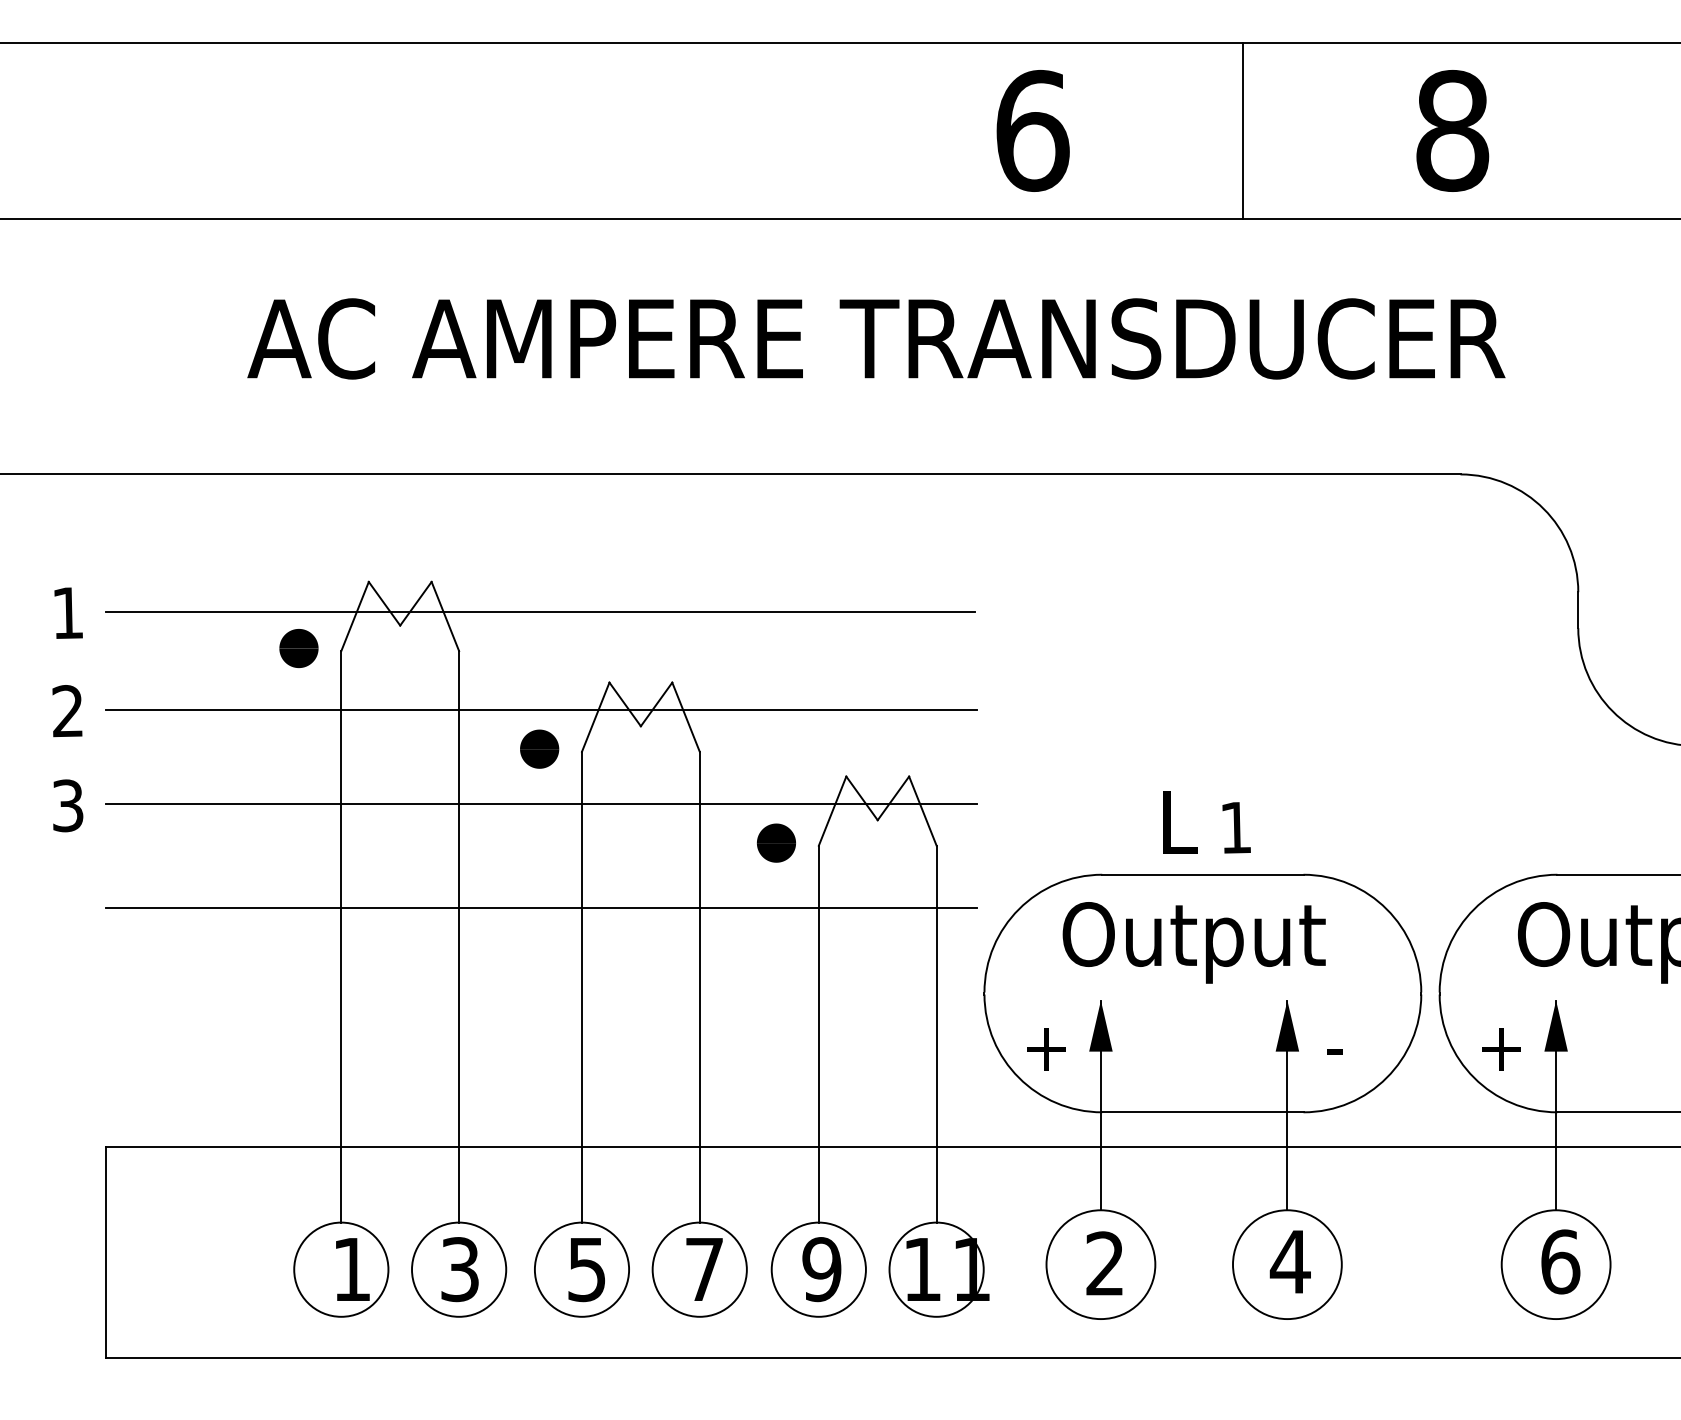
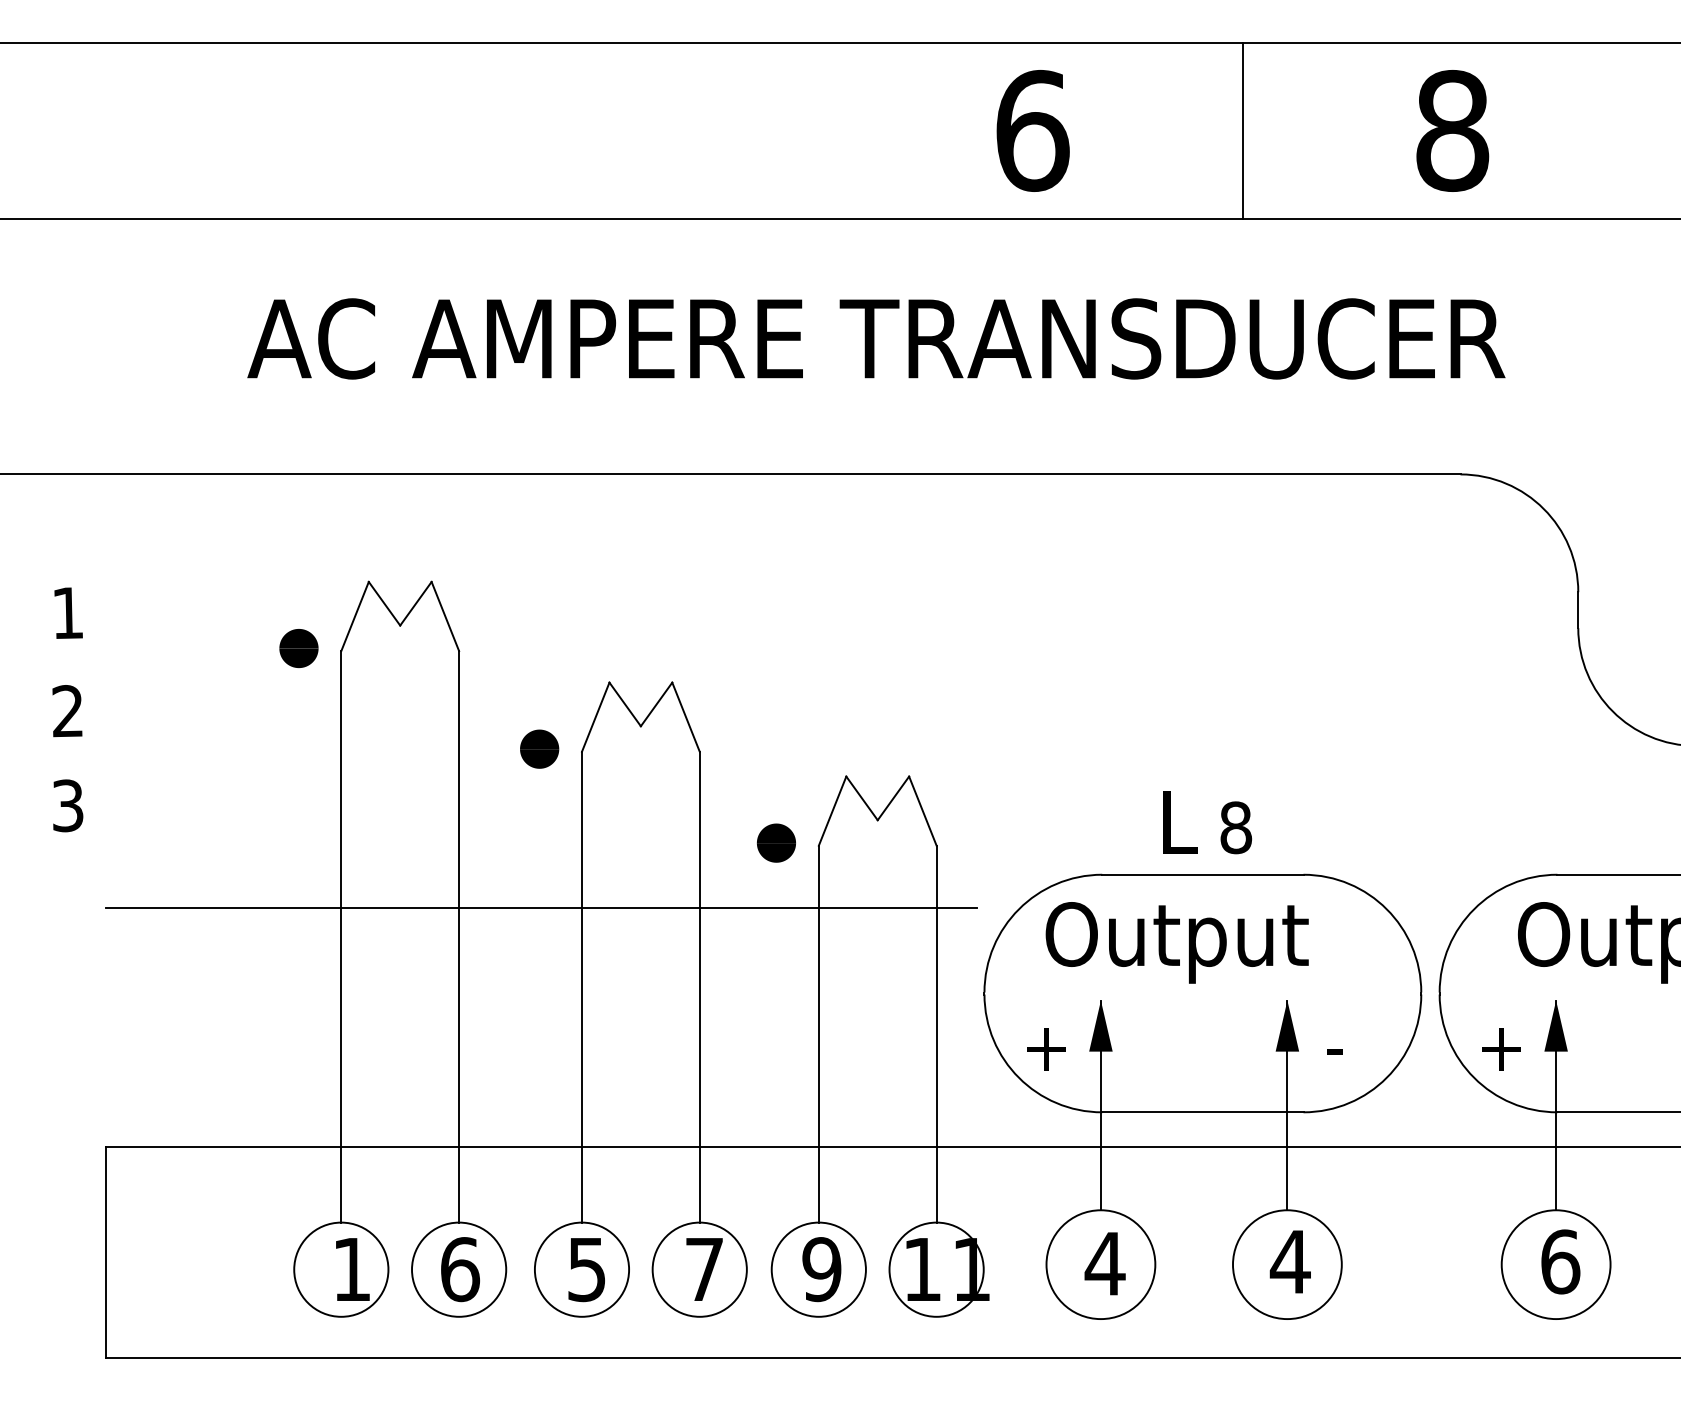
line: present -> none (540, 611)
line: present -> none (540, 709)
line: present -> none (540, 804)
text: 1 -> 8 (1236, 827)
text position: (1193, 942) -> (1176, 942) (1176, 942)
text: 2 -> 4 (1104, 1263)
text: 3 -> 6 (460, 1269)
